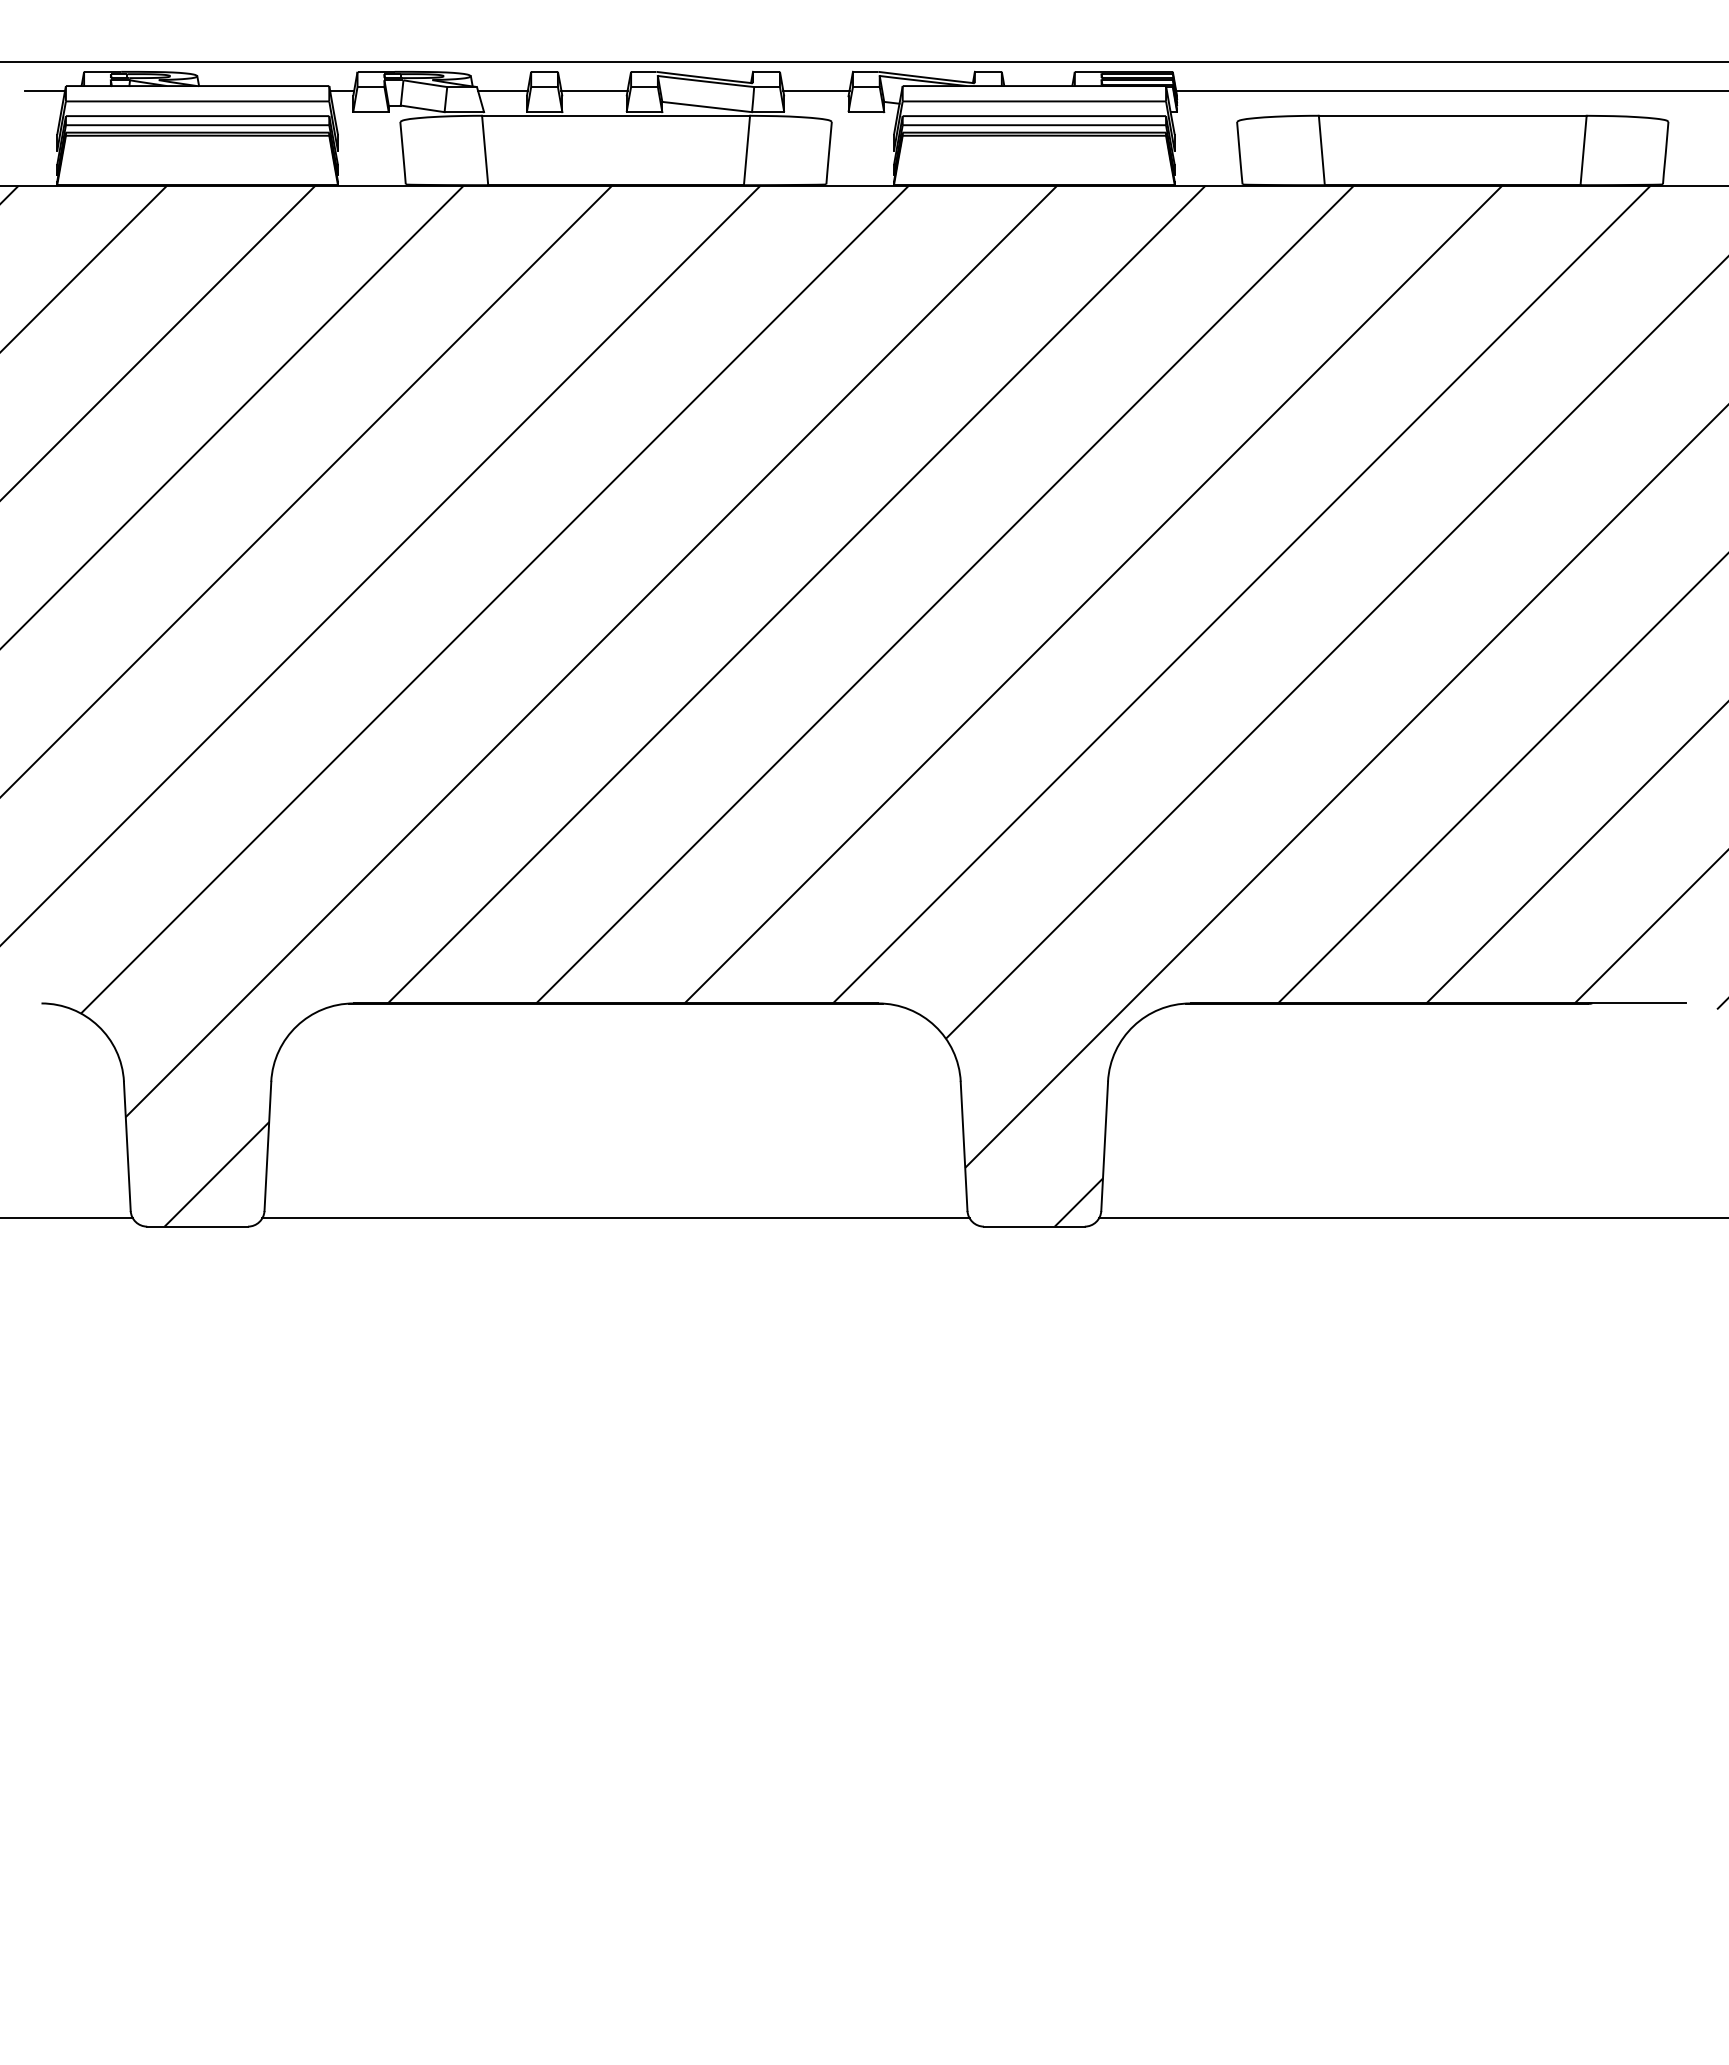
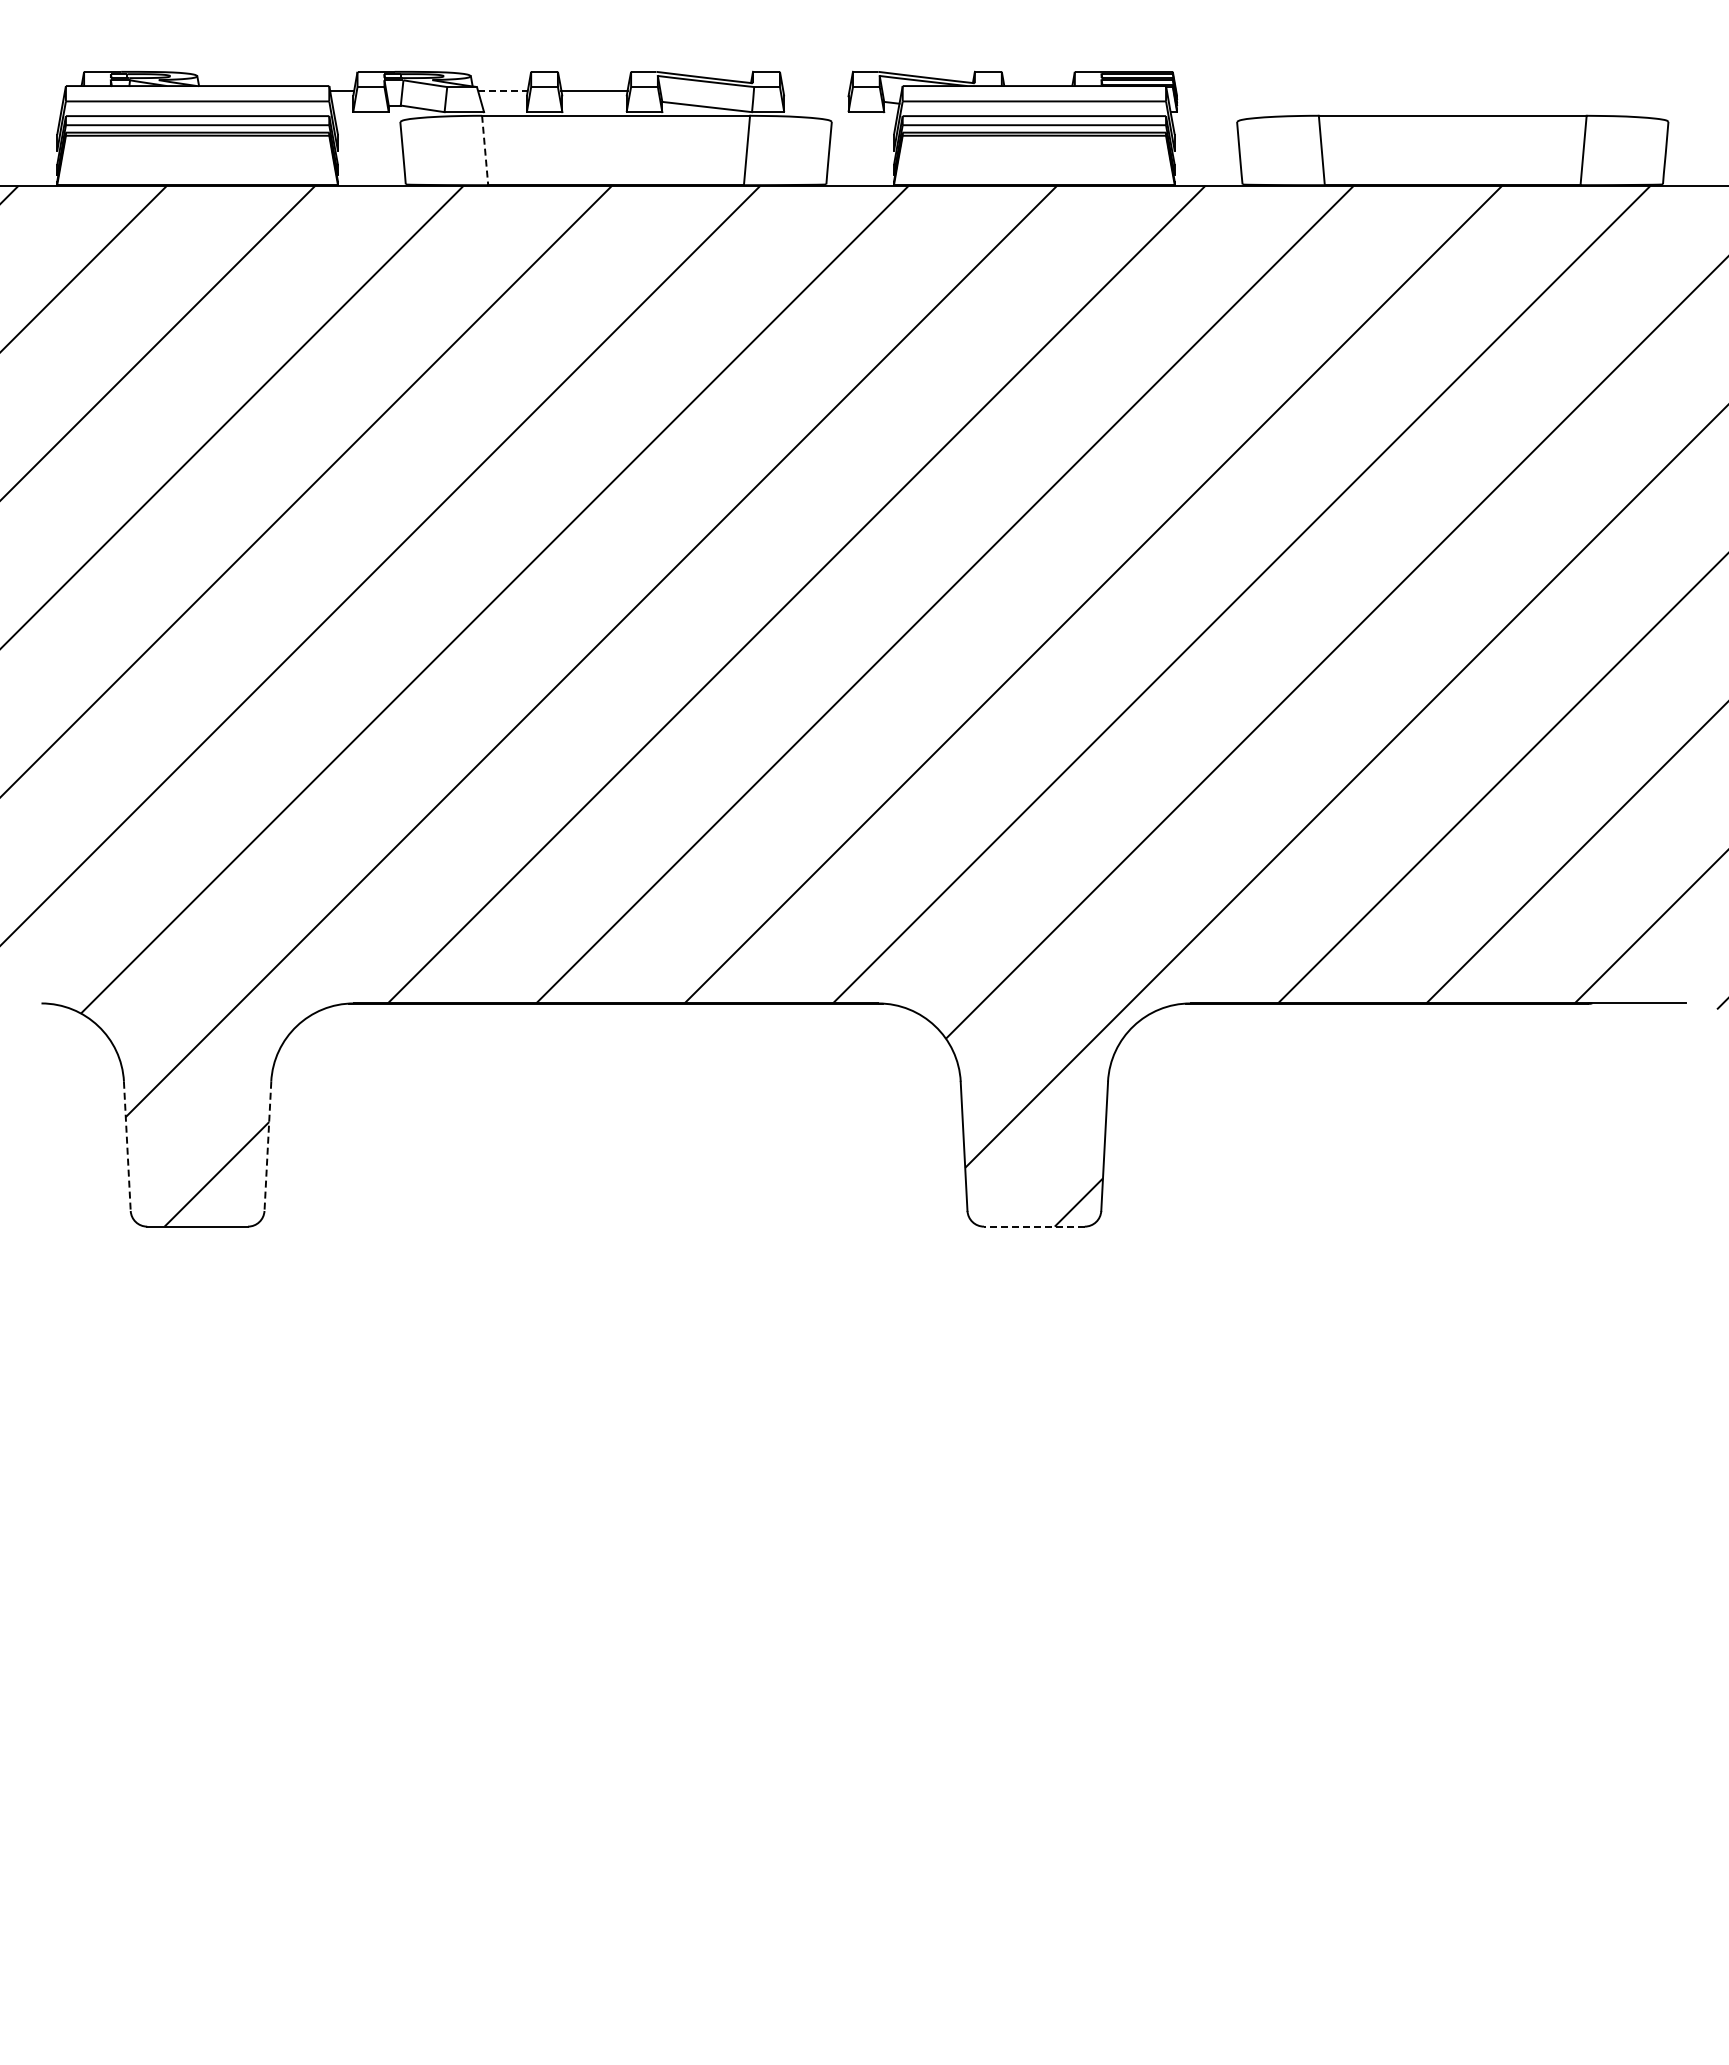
line: present -> none (863, 61)
line: present -> none (44, 91)
line: solid -> dashed (502, 91)
line: present -> none (816, 91)
line: present -> none (1450, 91)
line: solid -> dashed (485, 150)
line: solid -> dashed (127, 1146)
line: solid -> dashed (267, 1146)
line: present -> none (67, 1218)
line: present -> none (615, 1218)
line: present -> none (1412, 1218)
line: solid -> dashed (1033, 1226)
